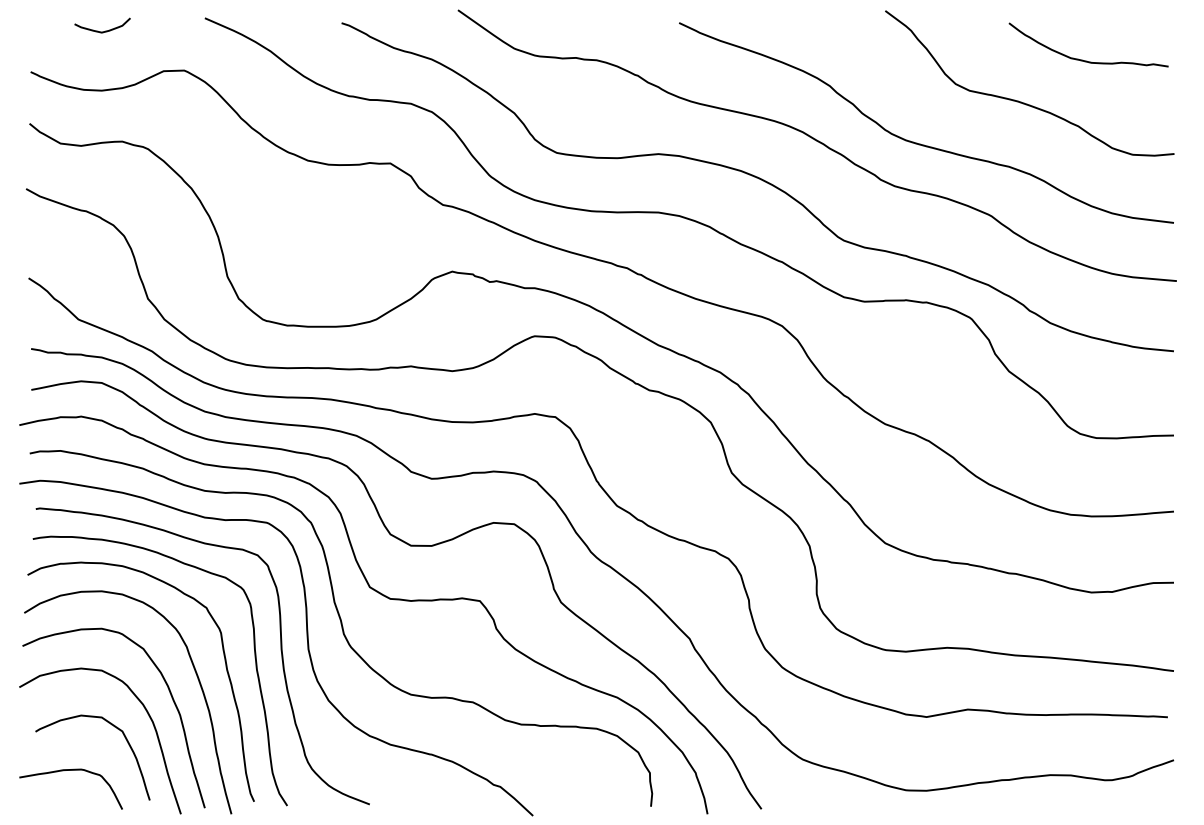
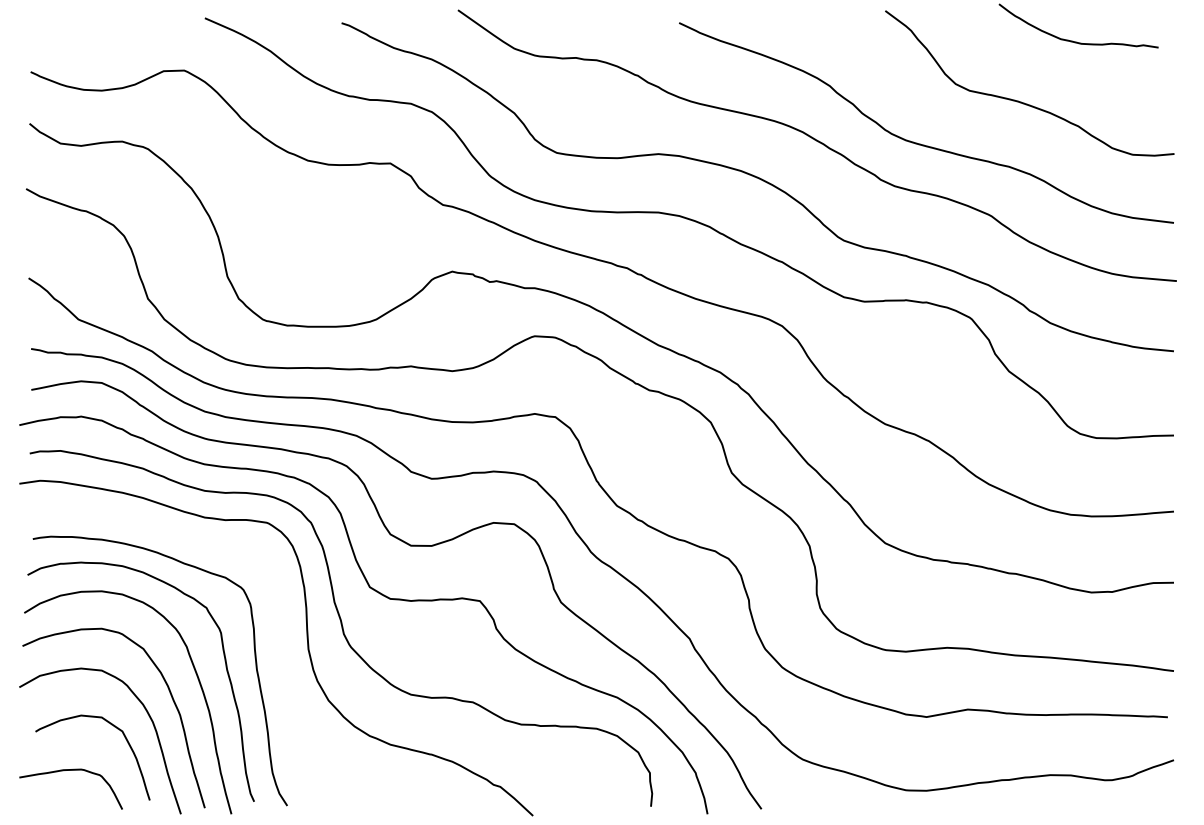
curve: present -> none (105, 30)
curve position: (1086, 60) -> (1076, 41) (1076, 41)
curve: present -> none (280, 650)
